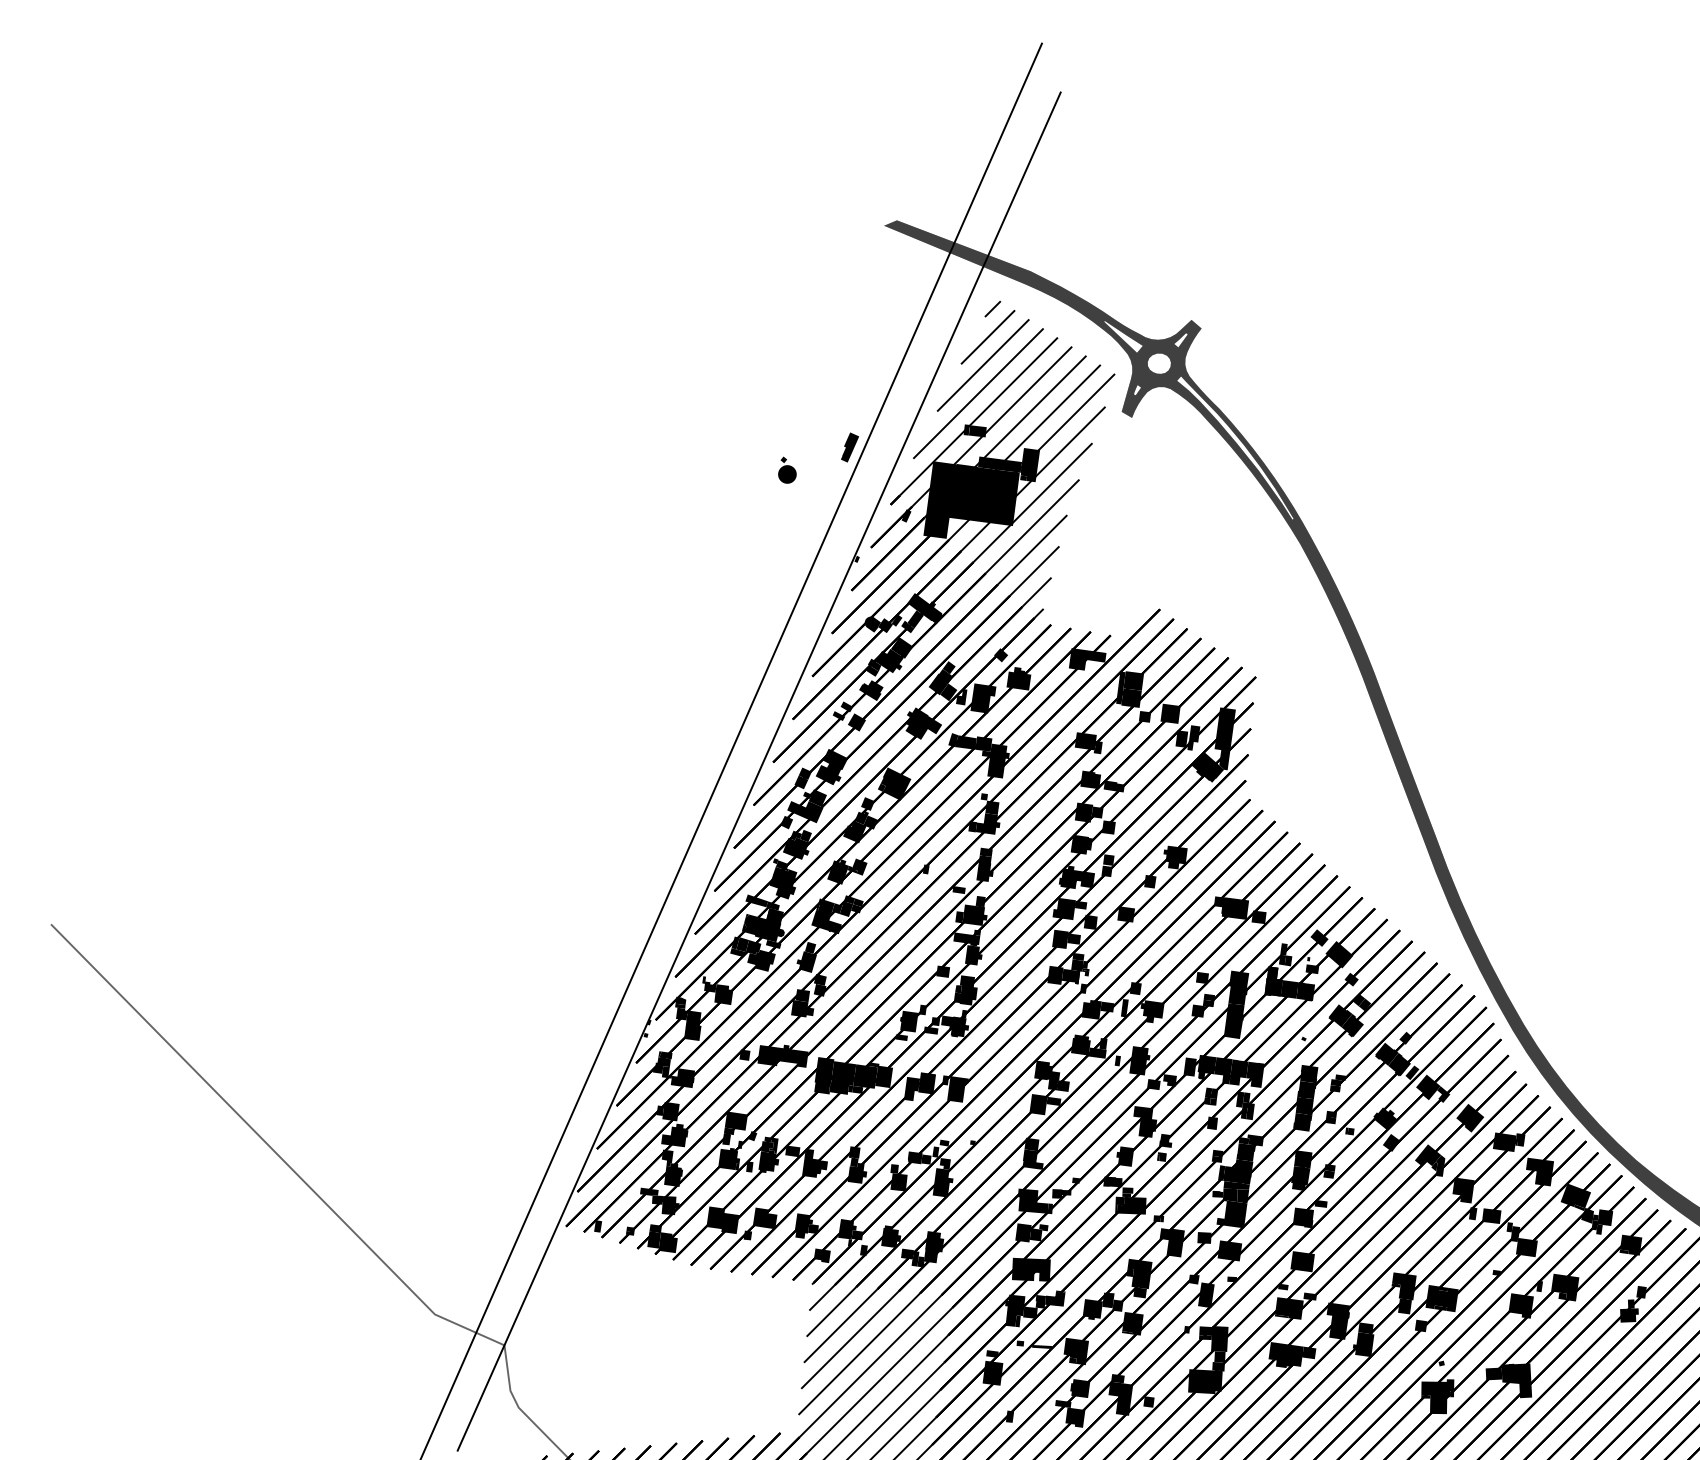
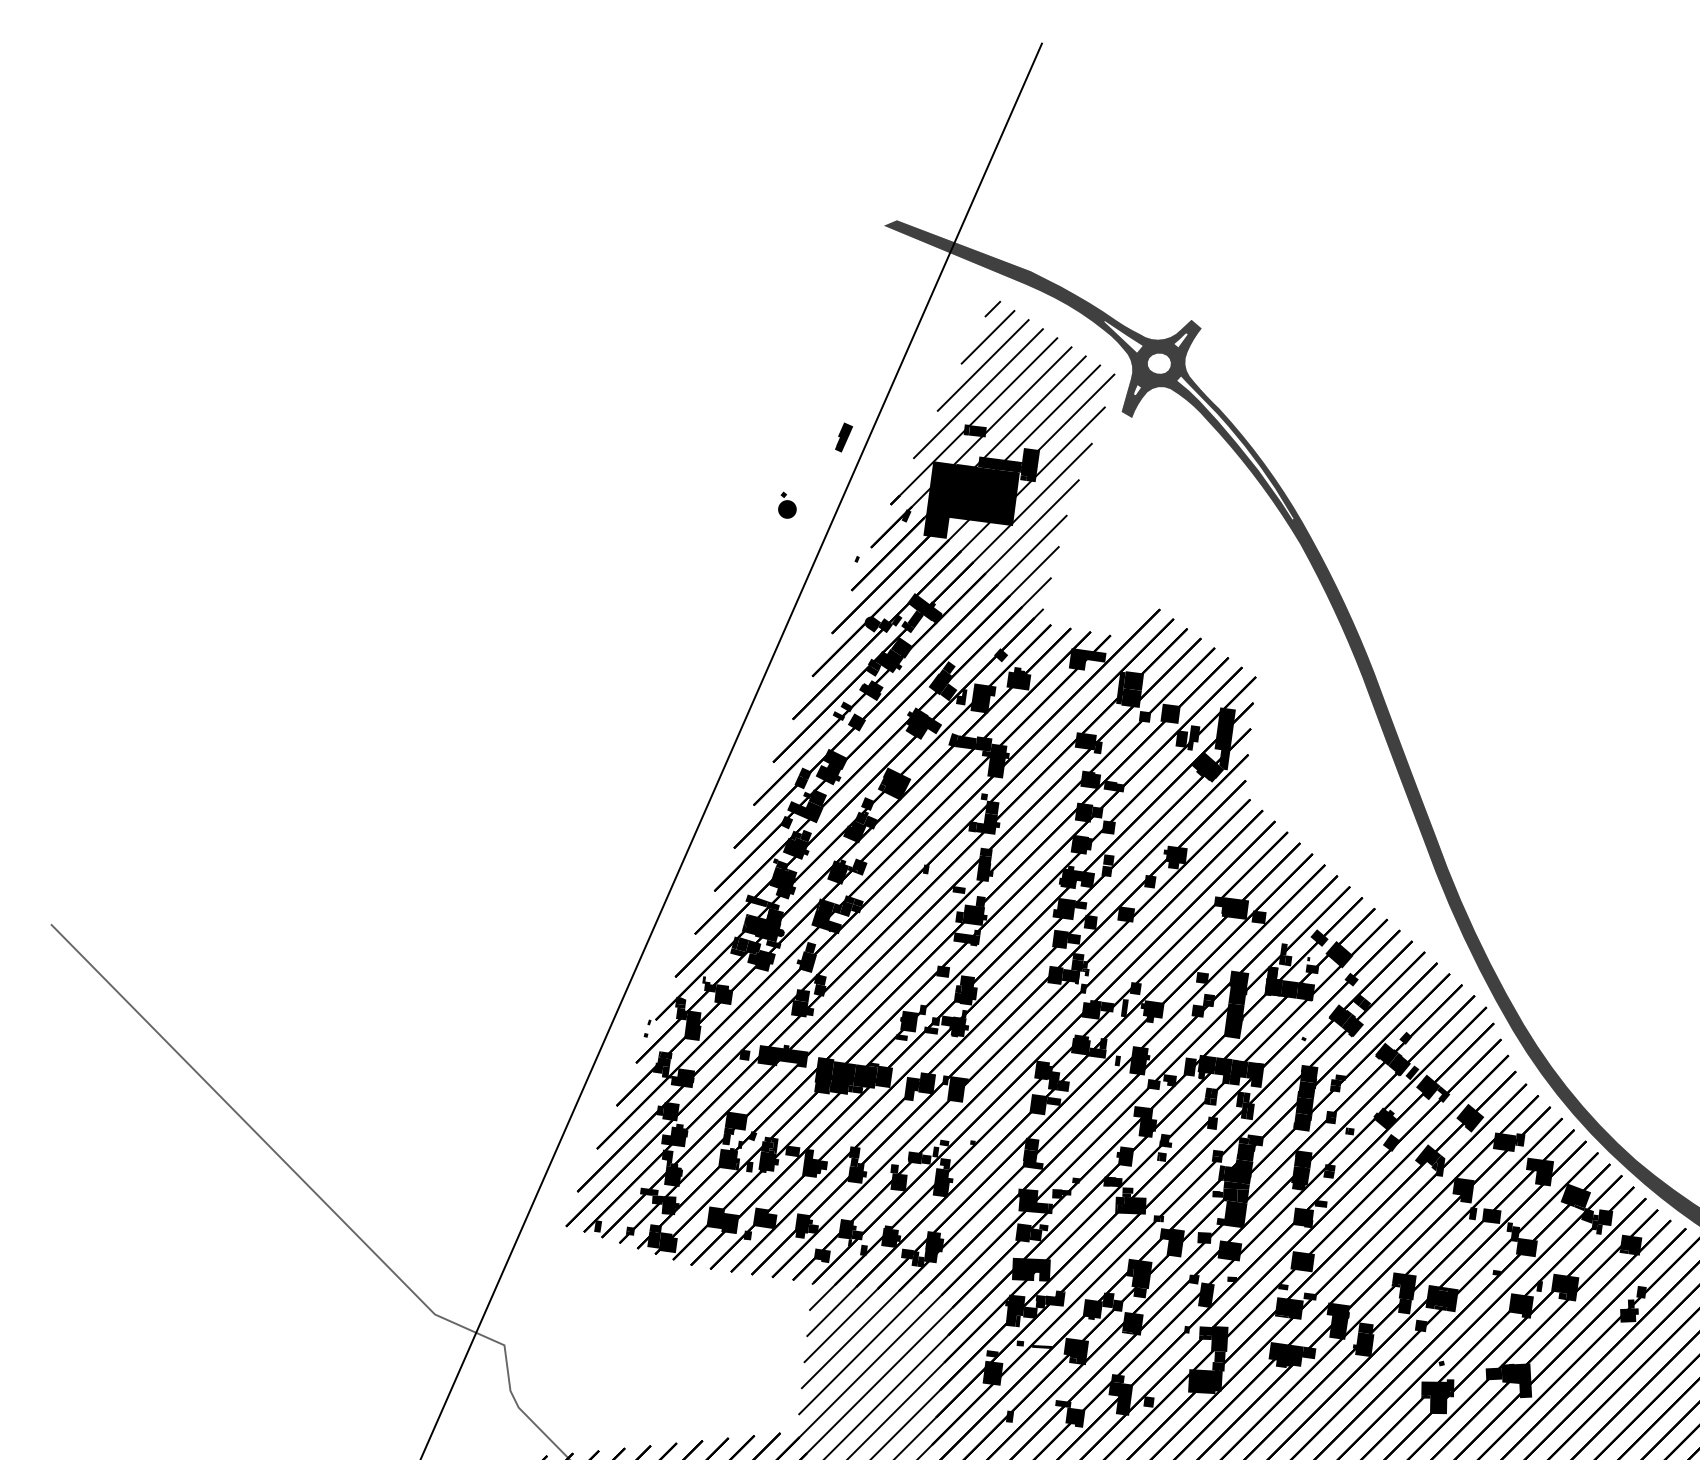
part position: (849, 447) -> (843, 437) (843, 437)
part position: (787, 469) -> (787, 504) (787, 504)
line: present -> none (758, 771)
fill: present -> none (973, 955)
fill: present -> none (1080, 1388)
